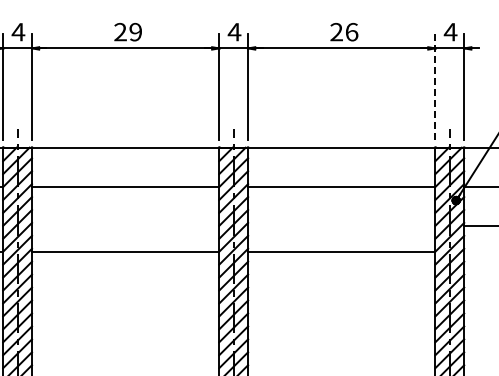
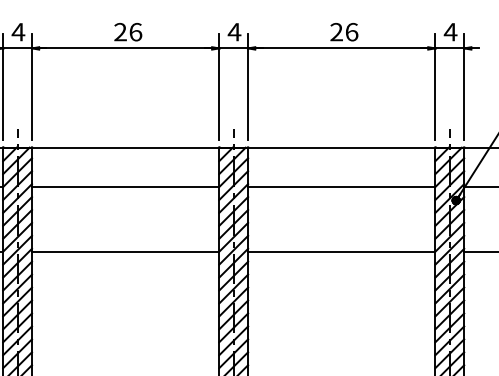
text: 29 -> 26 (135, 31)
line: dashed -> solid (435, 86)
line position: (479, 226) -> (479, 252) (479, 252)
